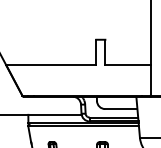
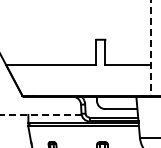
line: solid -> dashed (150, 47)
line: solid -> dashed (40, 114)
